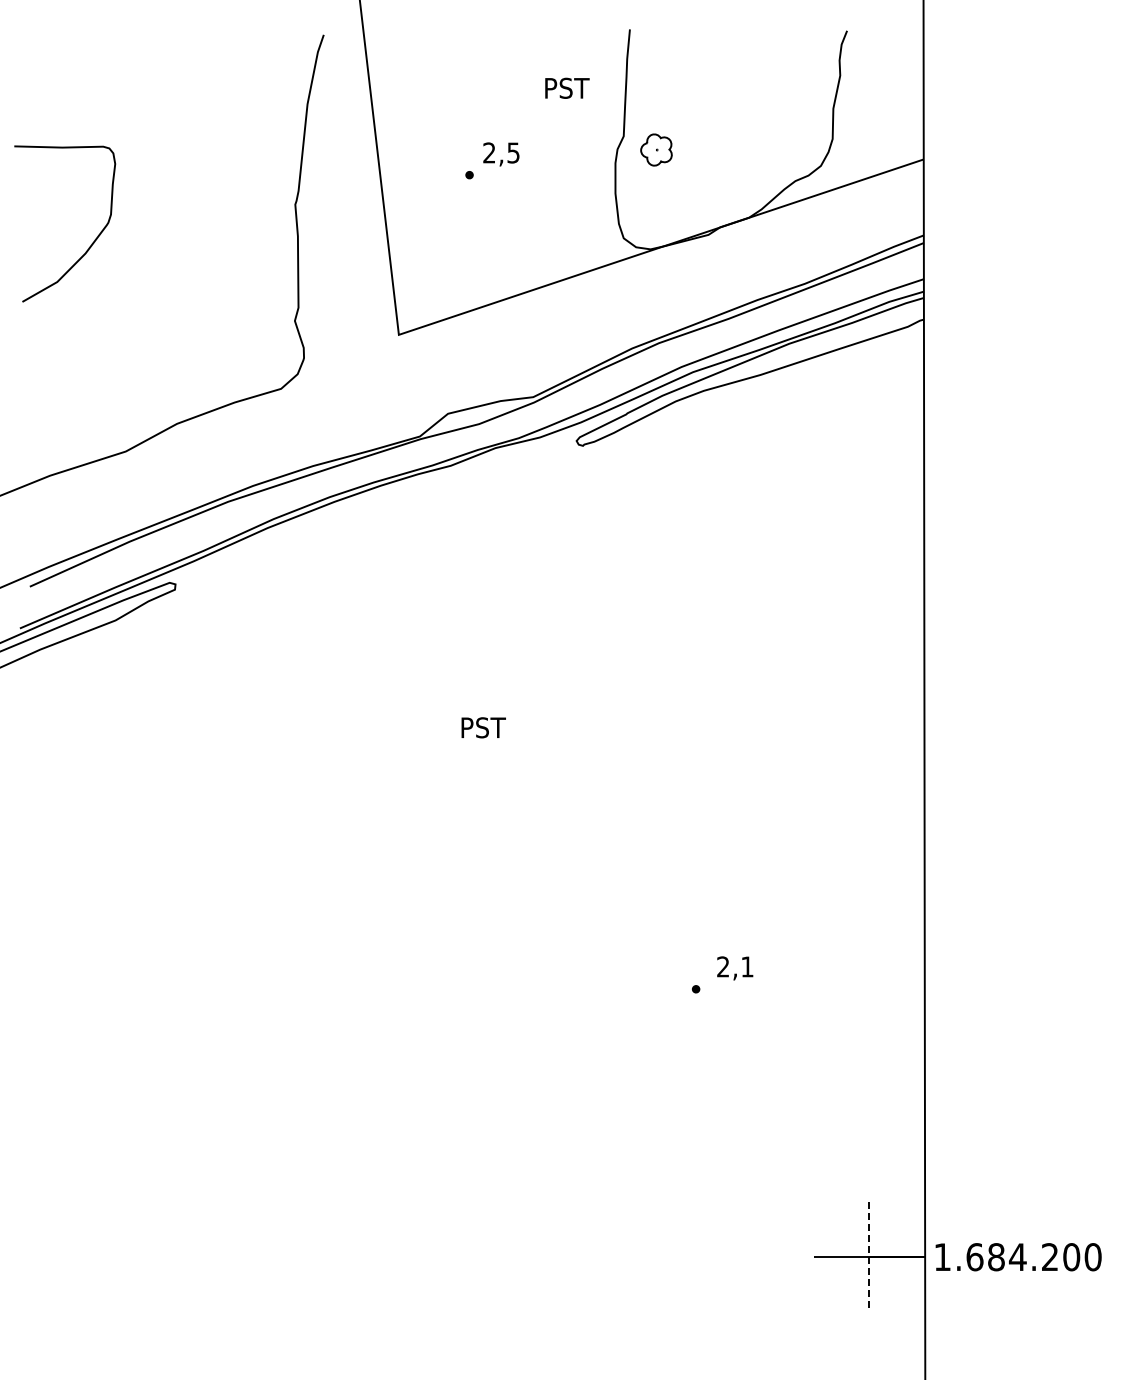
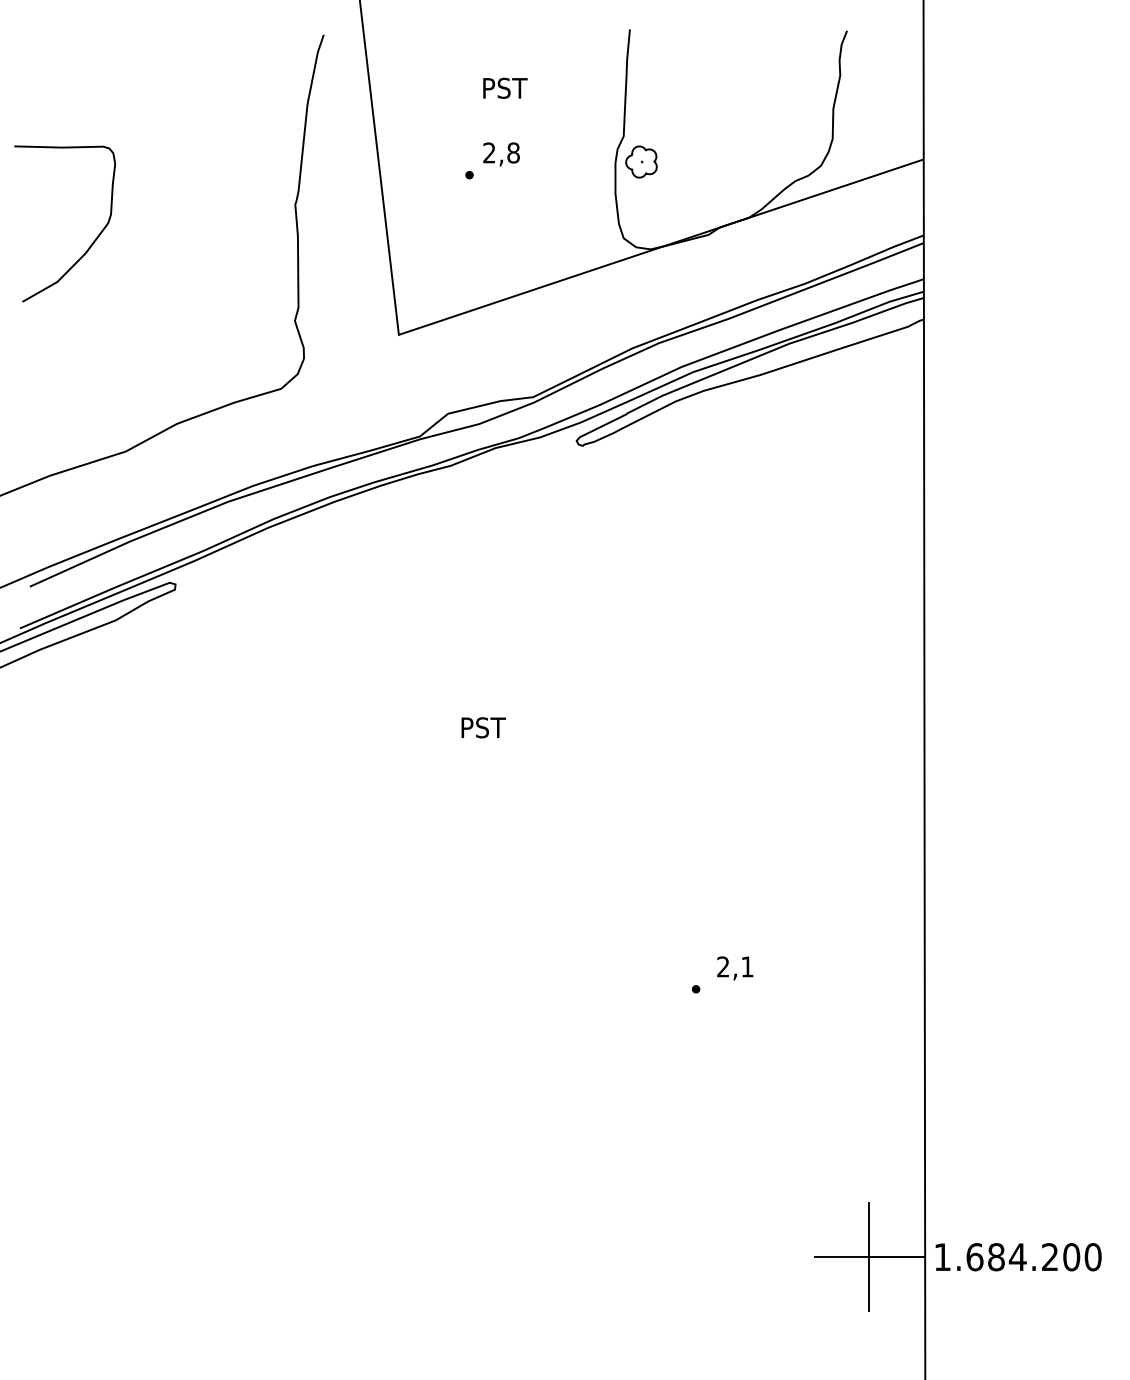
text position: (567, 87) -> (505, 87) (505, 87)
part position: (656, 149) -> (641, 161) (641, 161)
text: 2,5 -> 2,8 (513, 152)
line: dashed -> solid (868, 1257)
